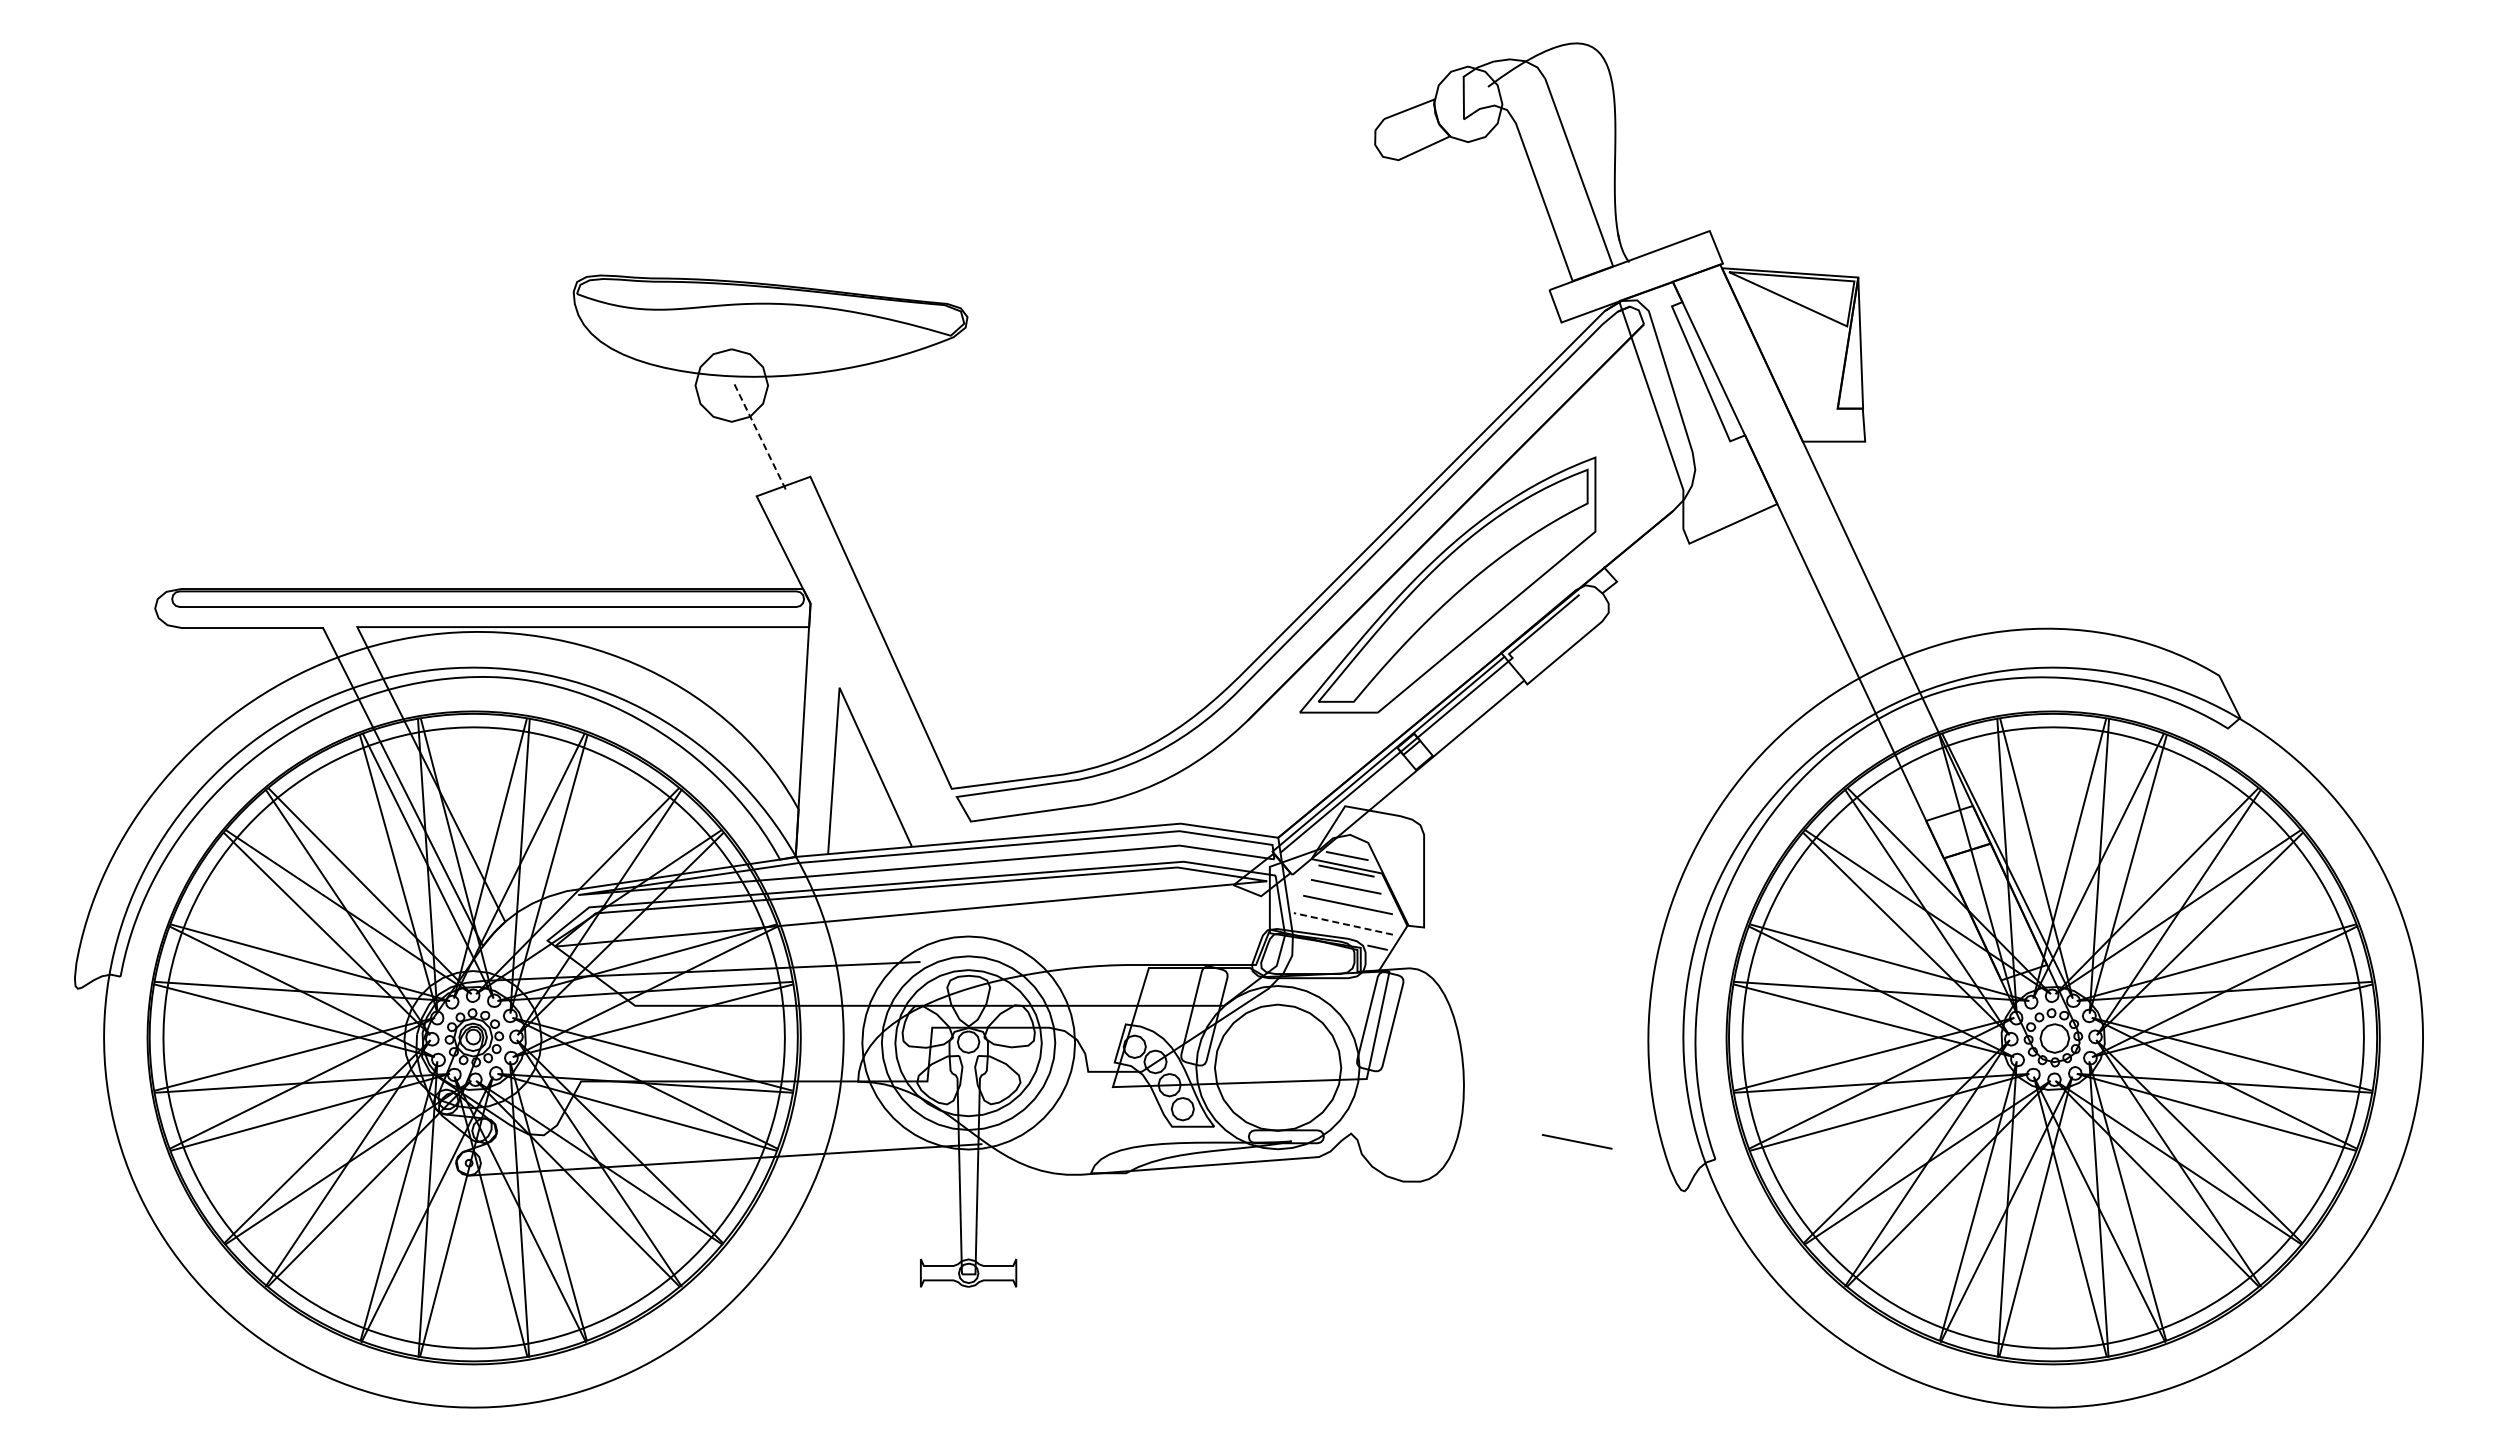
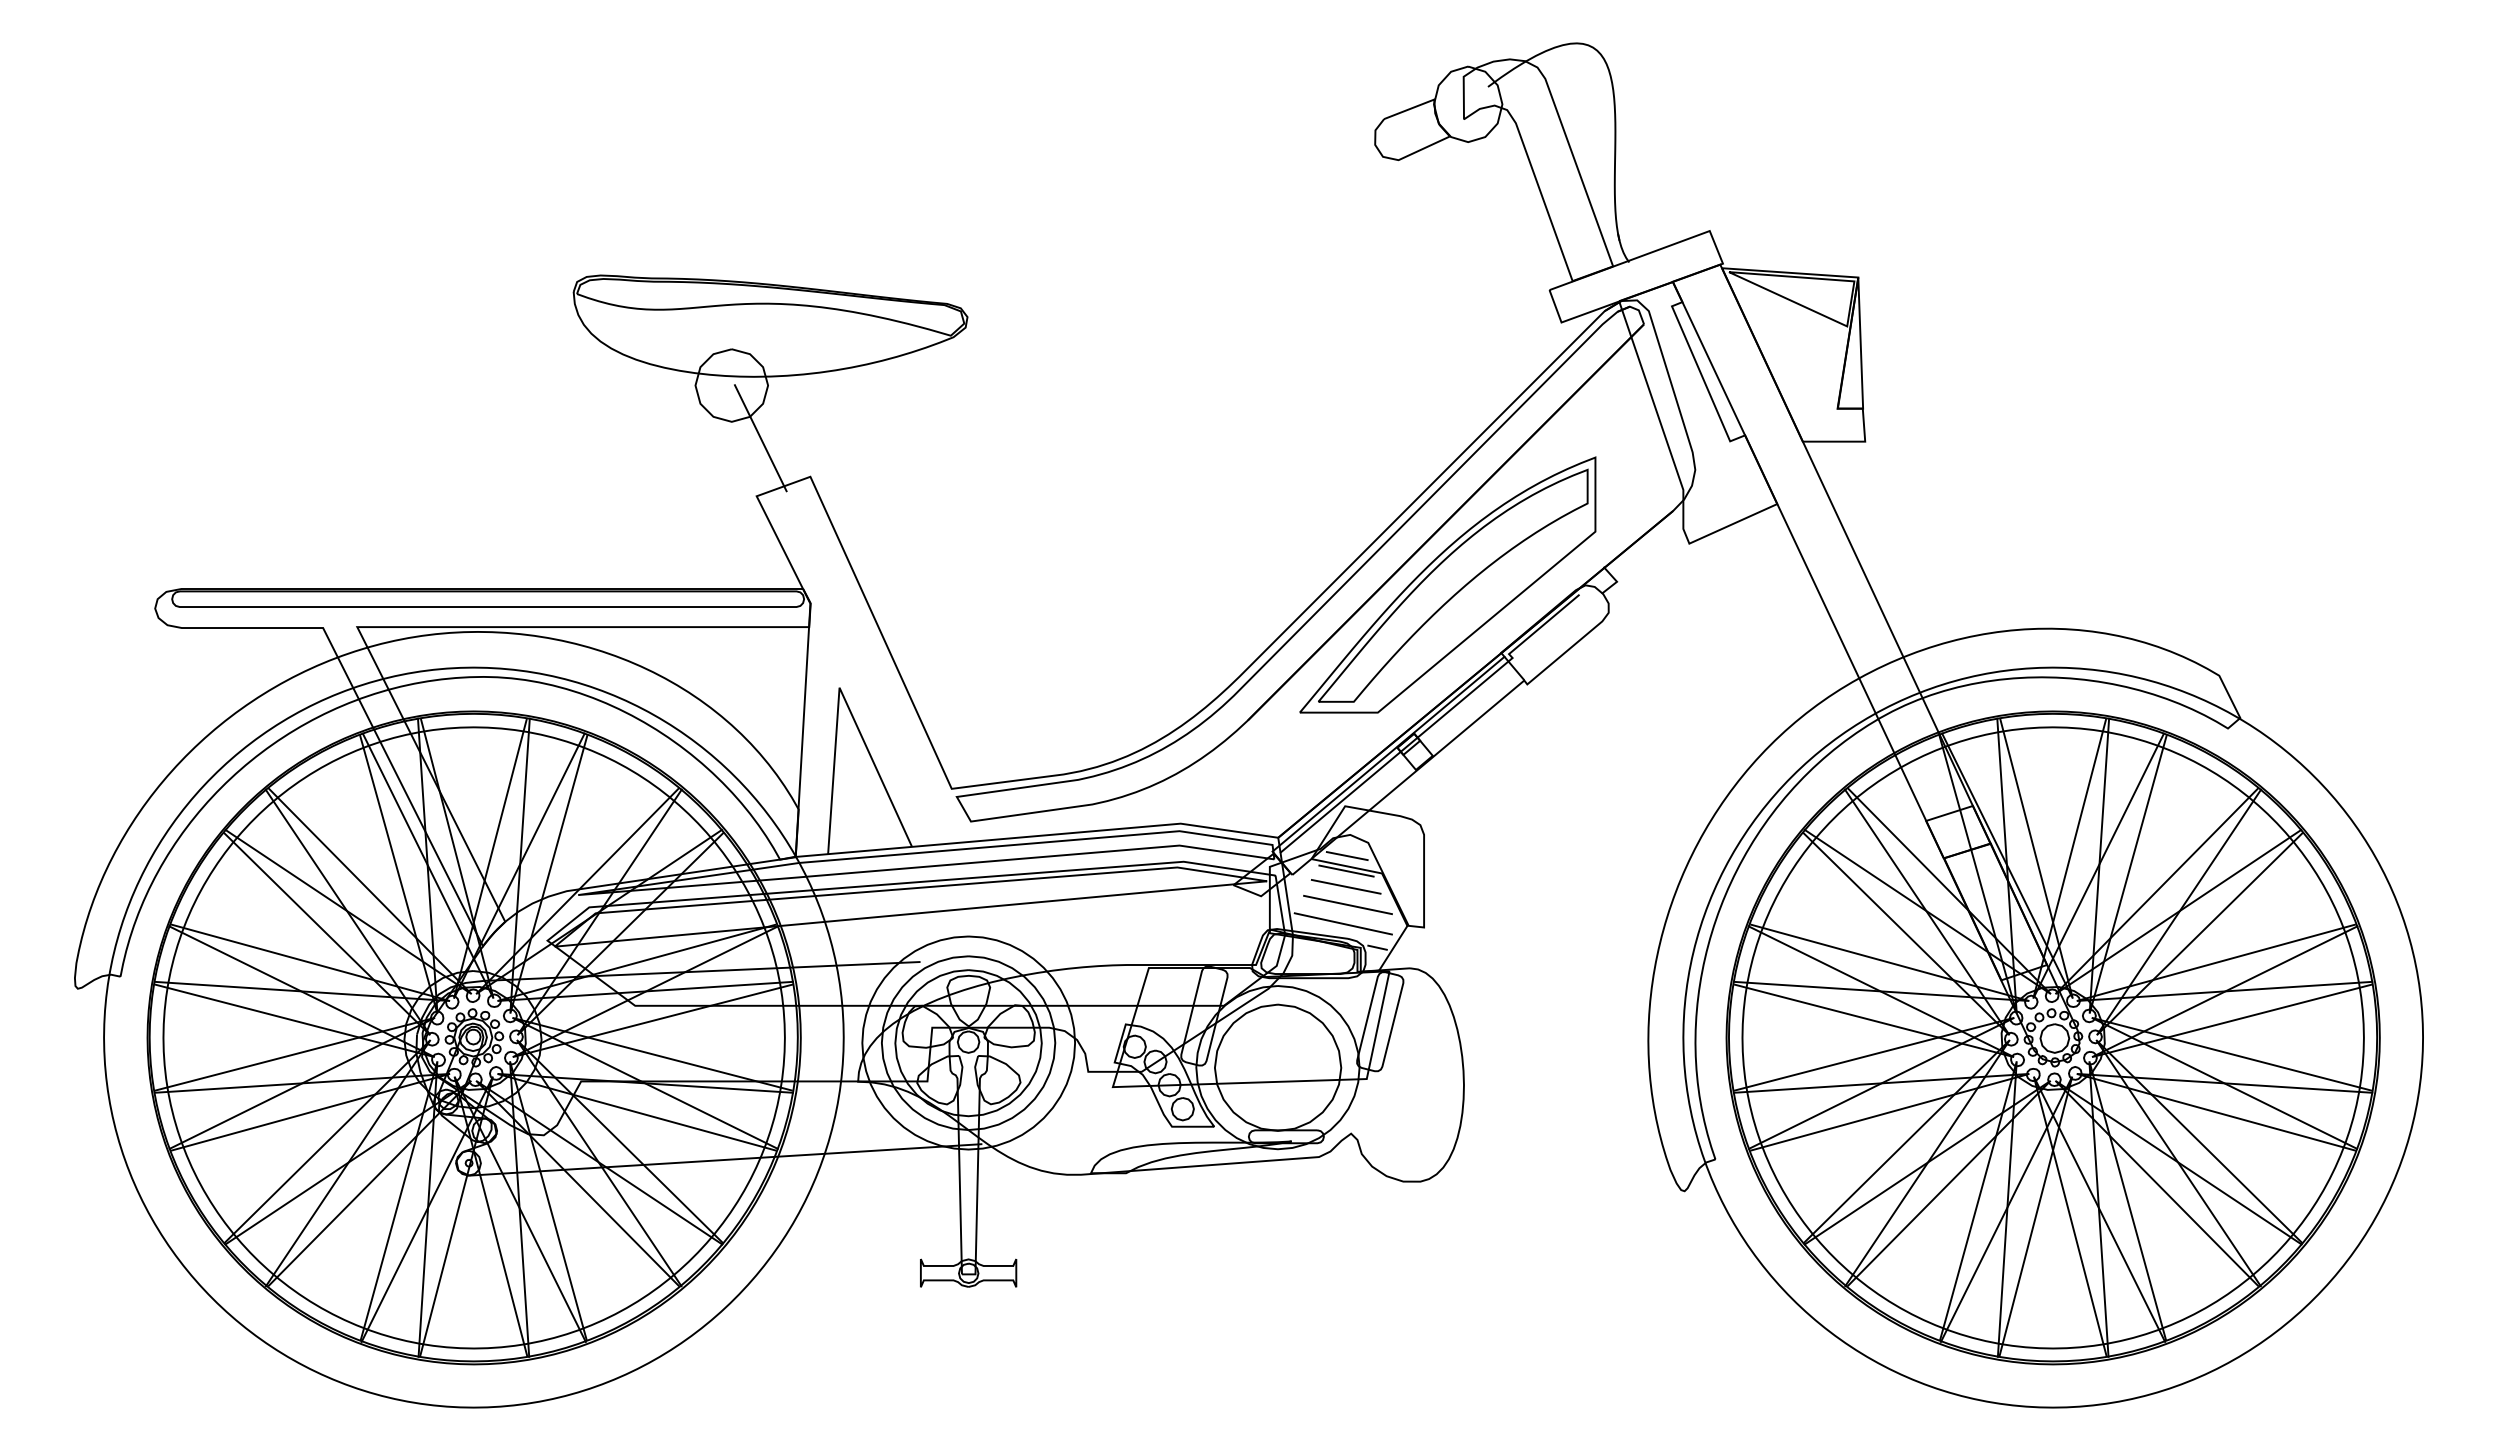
line: dashed -> solid (760, 438)
line: dashed -> solid (1343, 923)
line: present -> none (1577, 1141)
